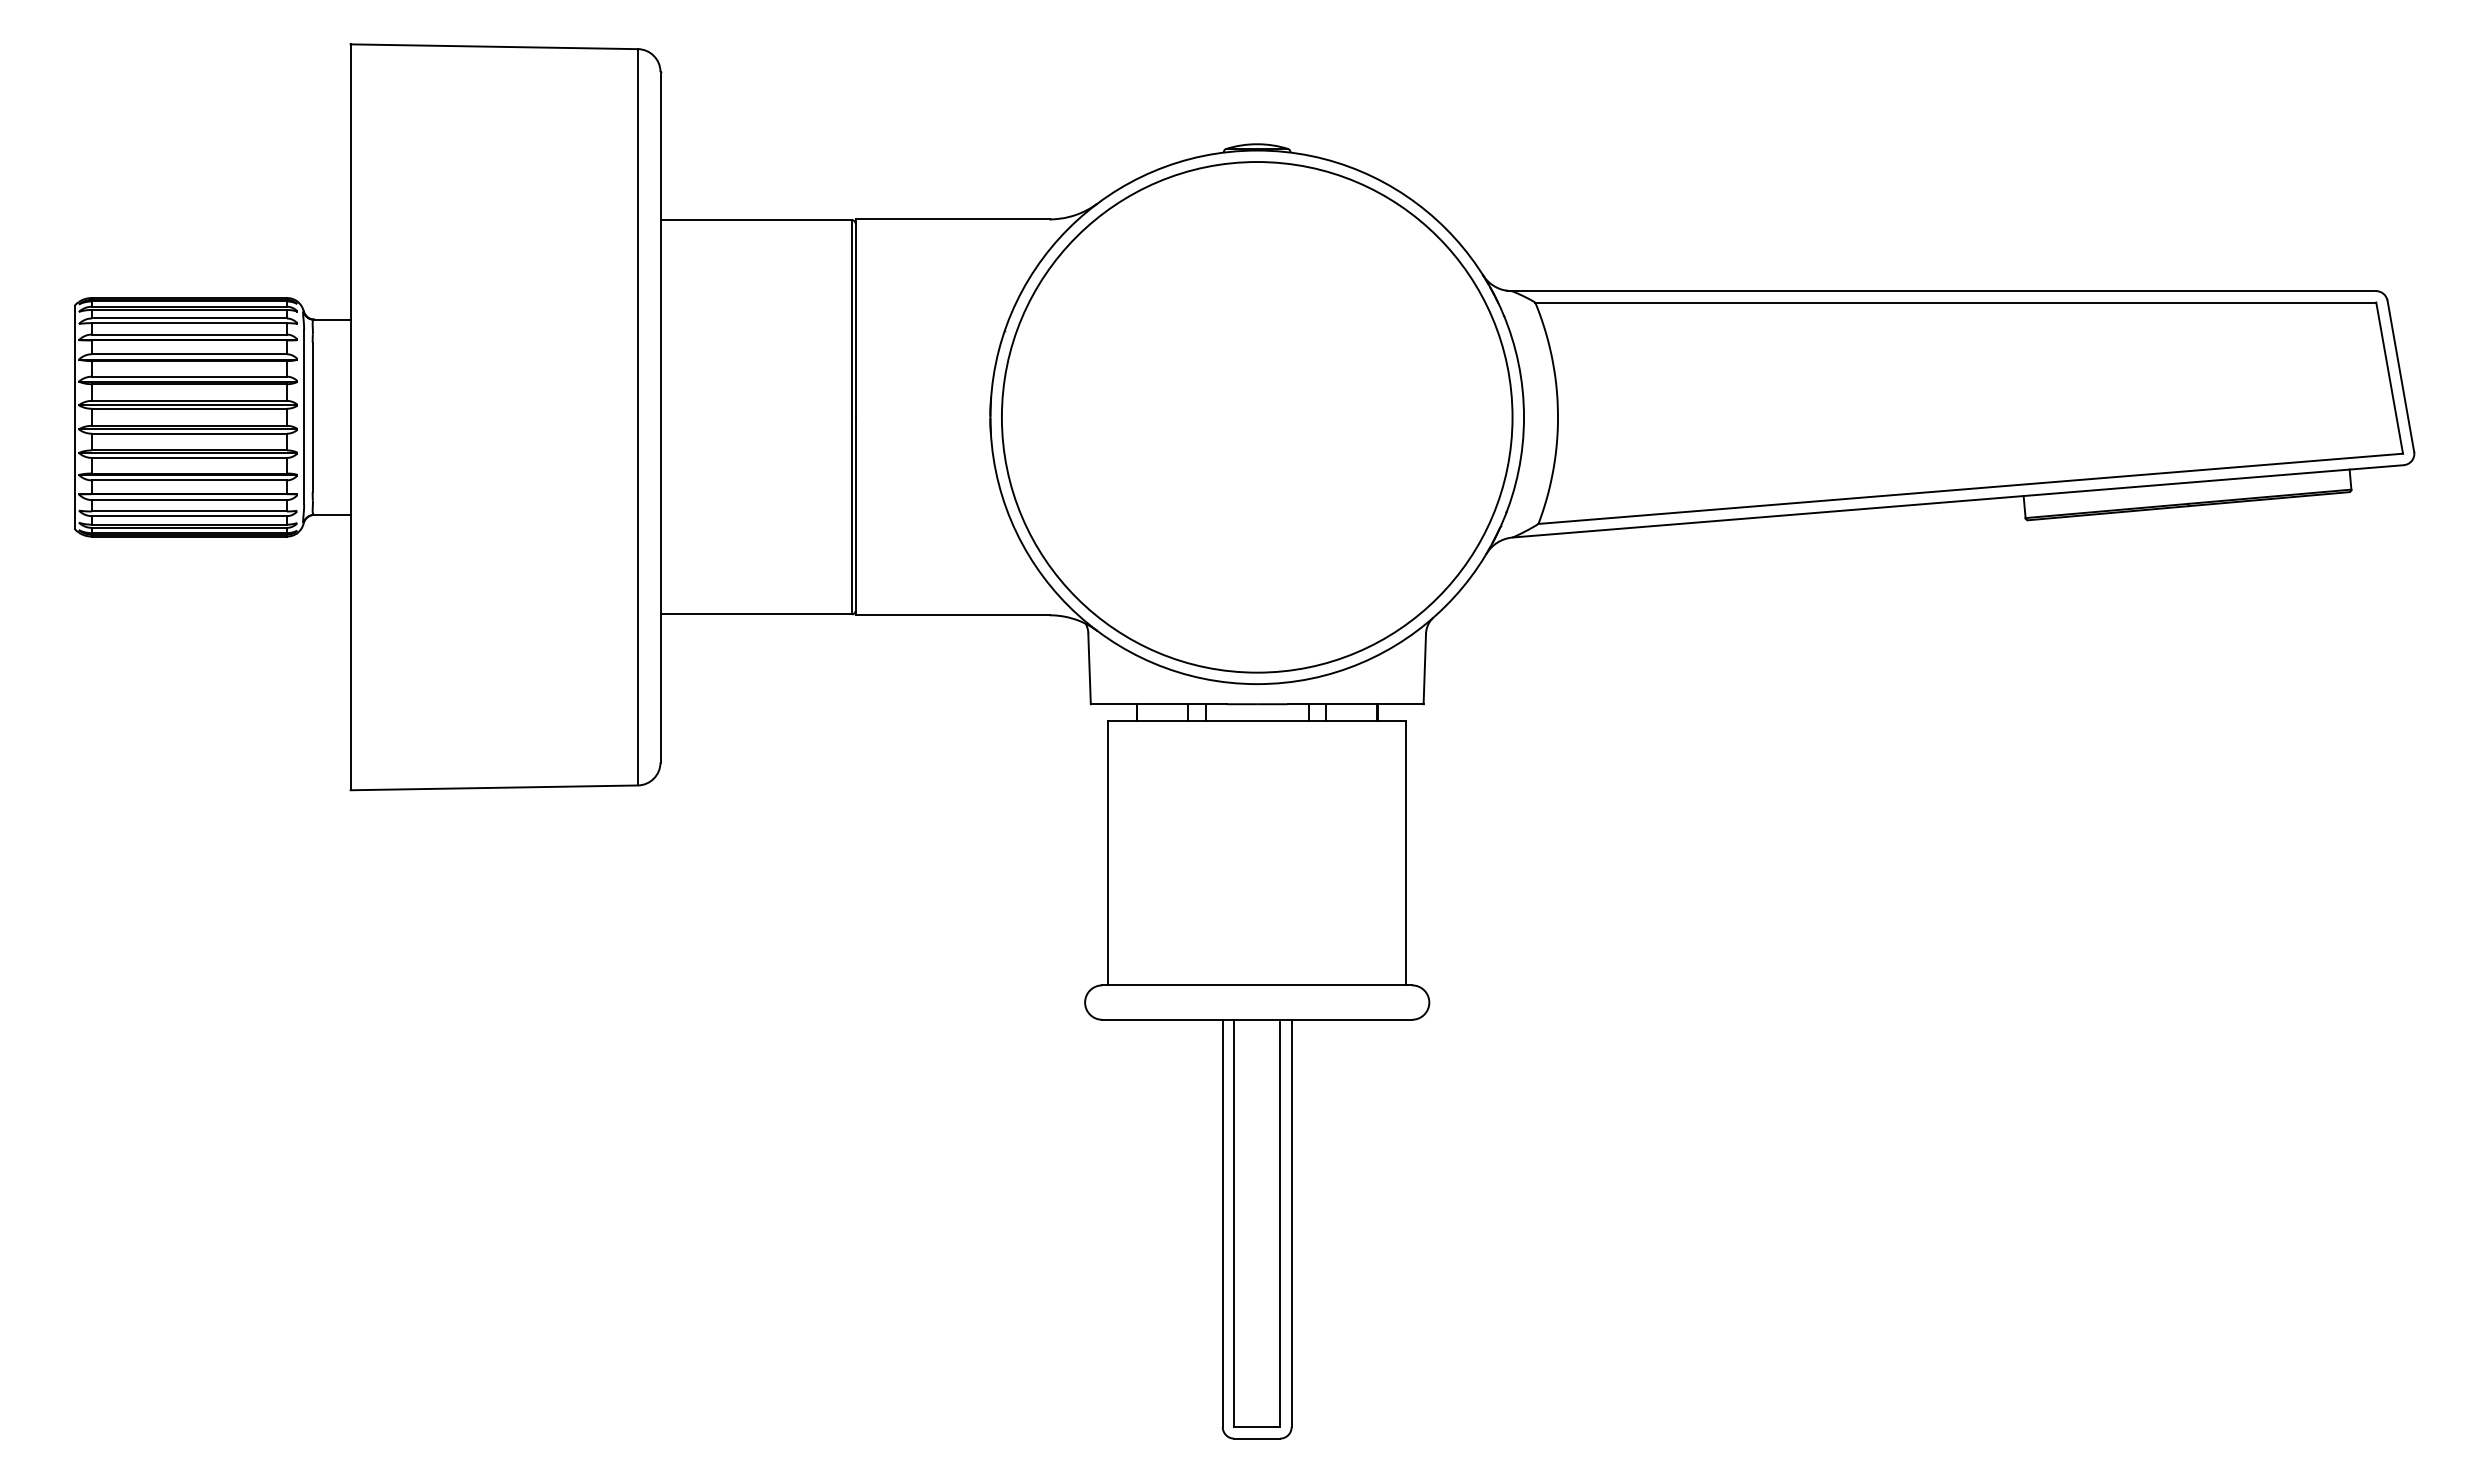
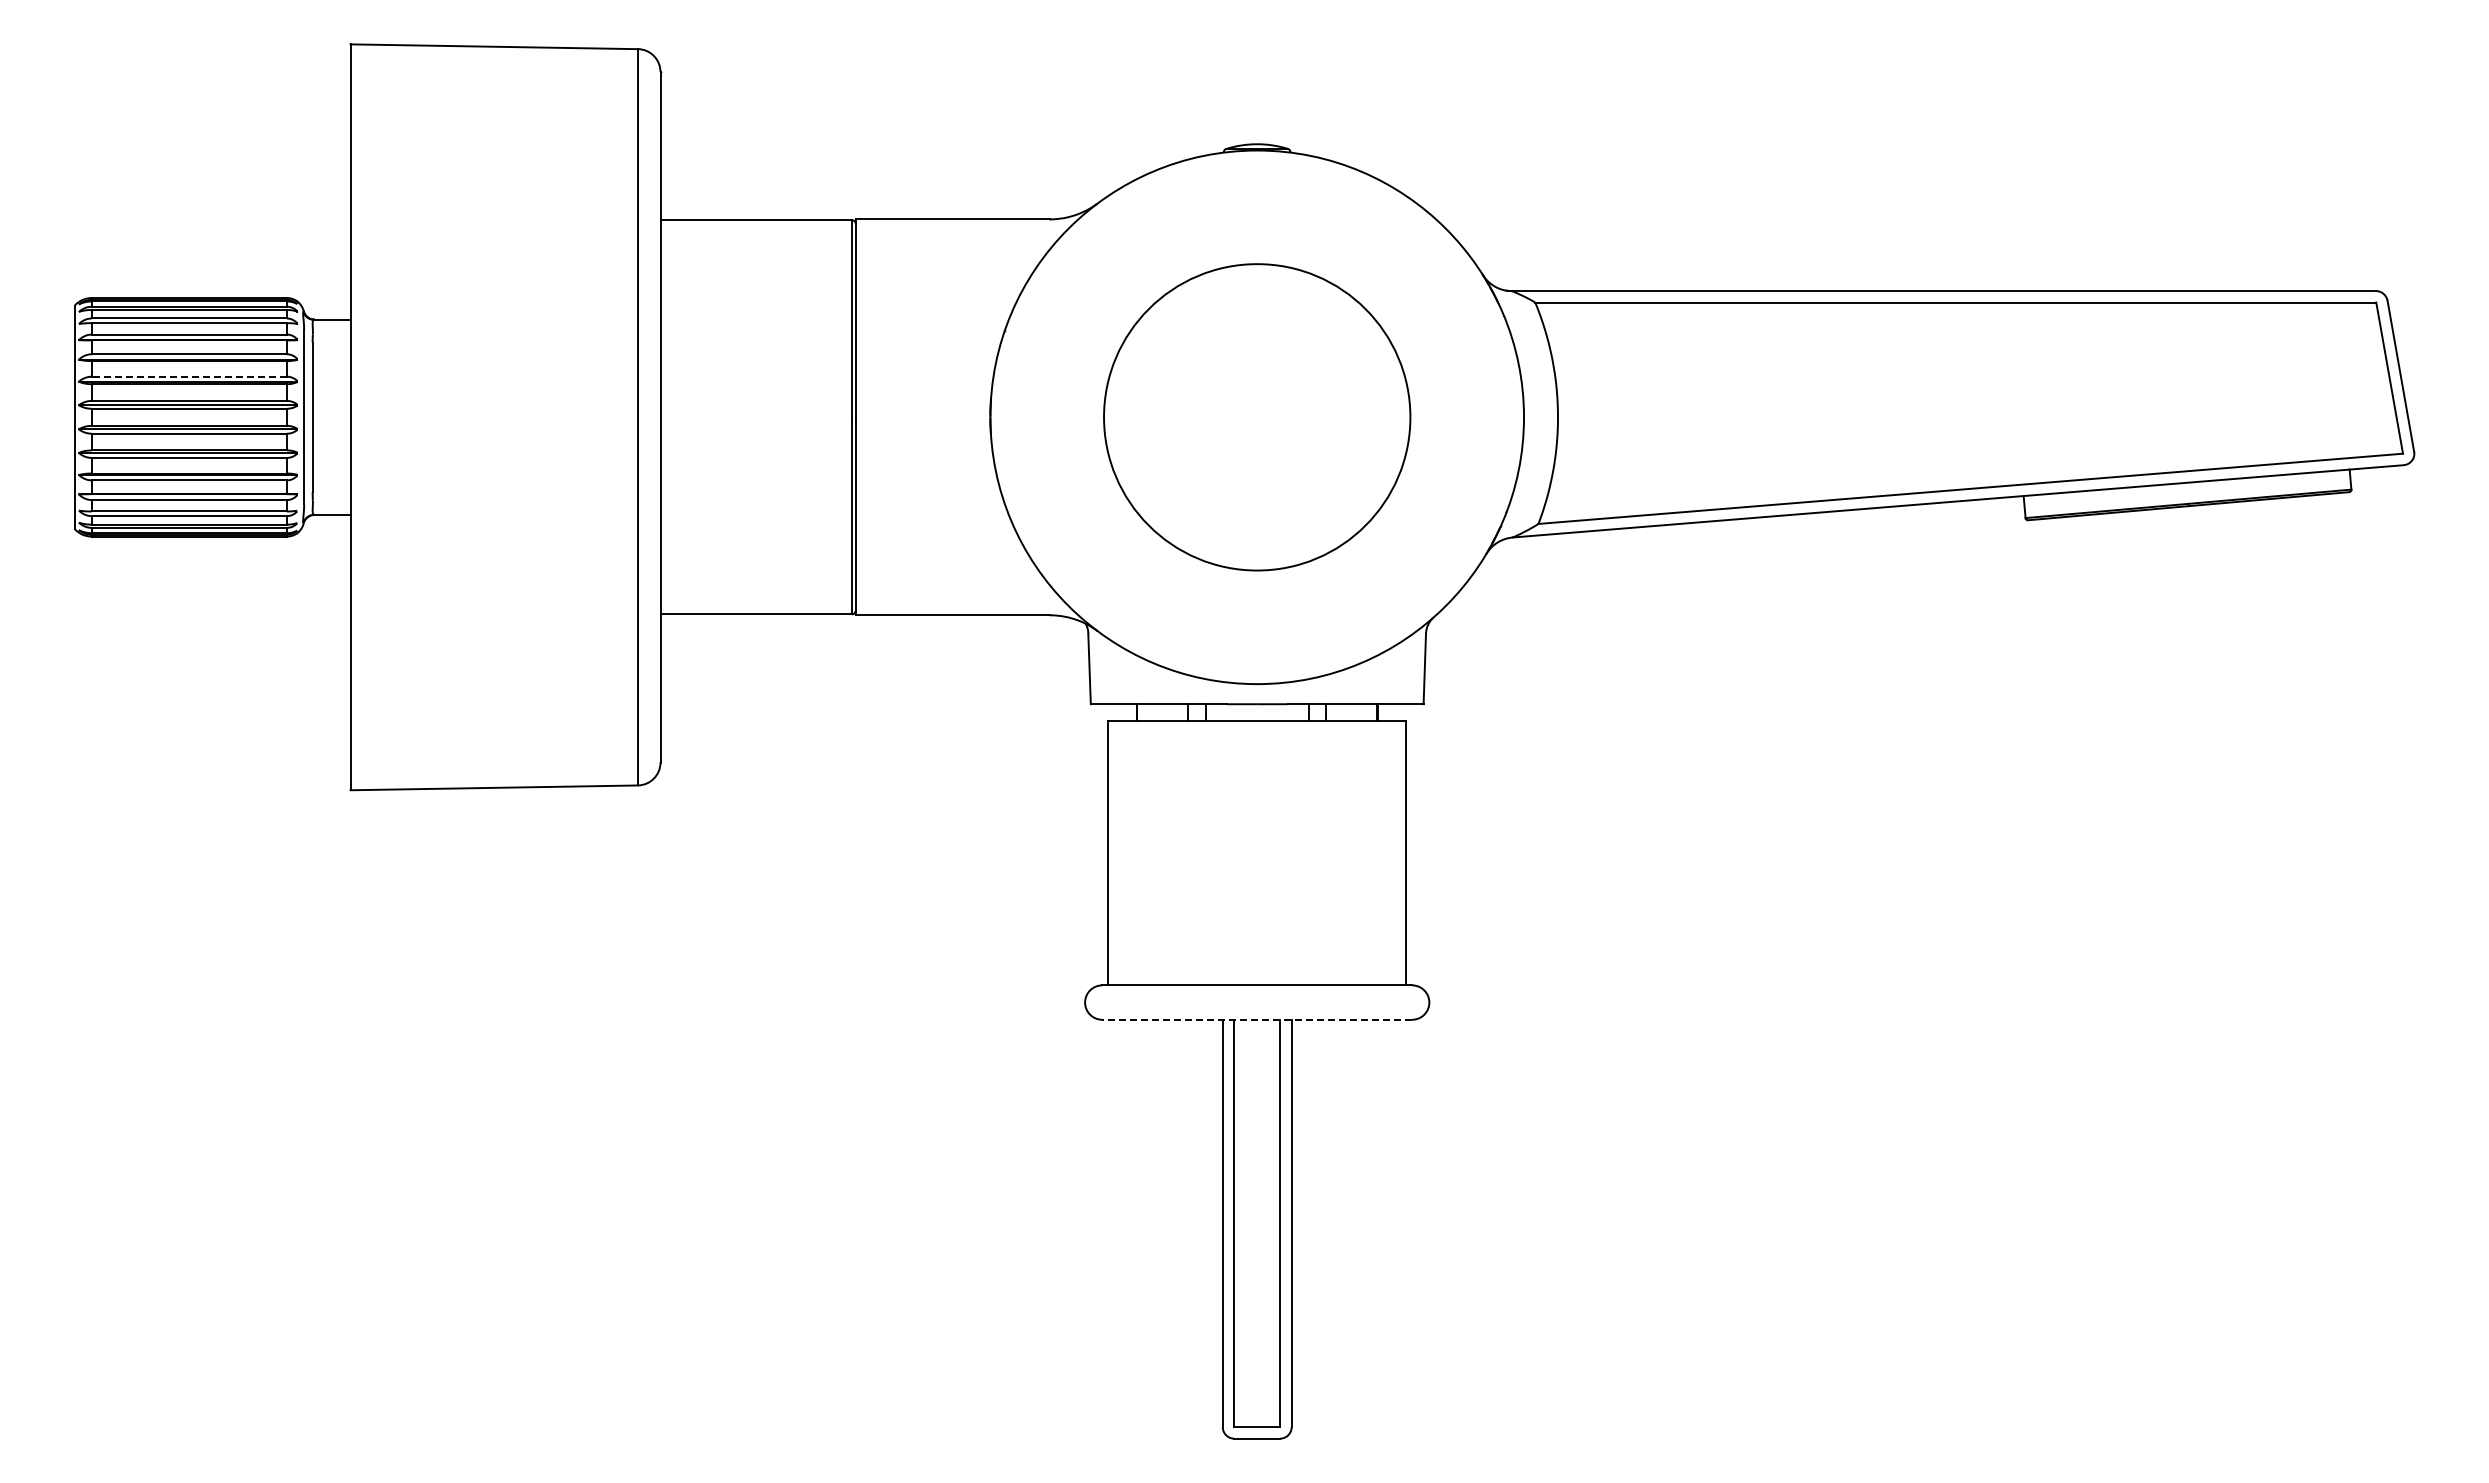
line: solid -> dashed (189, 376)
circle diameter: 511 px -> 306 px (1257, 417)
line: solid -> dashed (1257, 1019)
